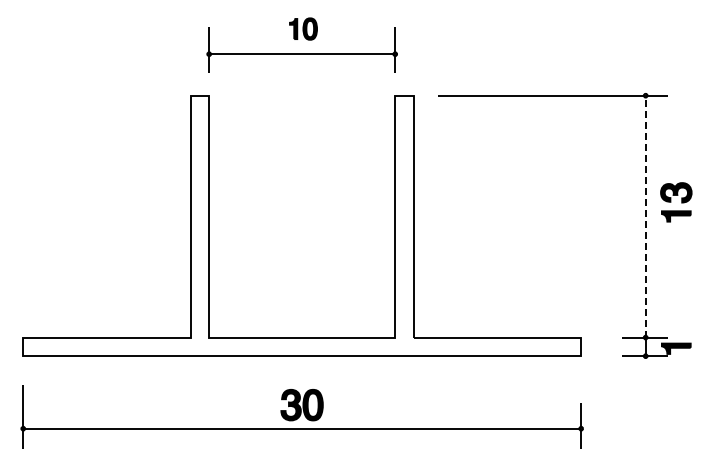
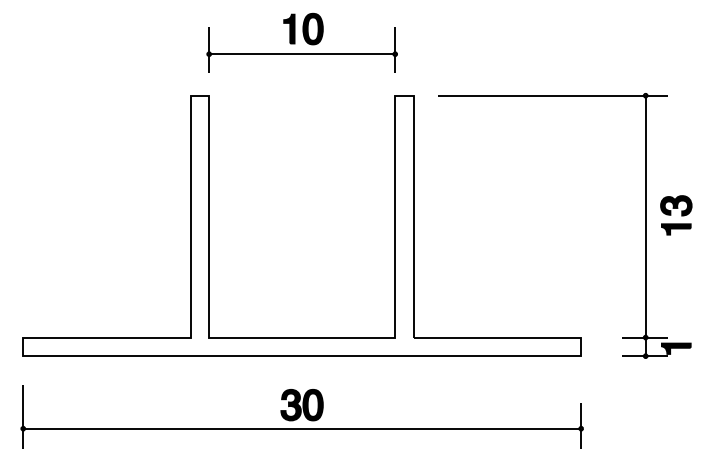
part size: 29x24 px -> 41x34 px (303, 28)
part position: (676, 202) -> (676, 215) (676, 215)
line: dashed -> solid (645, 216)
